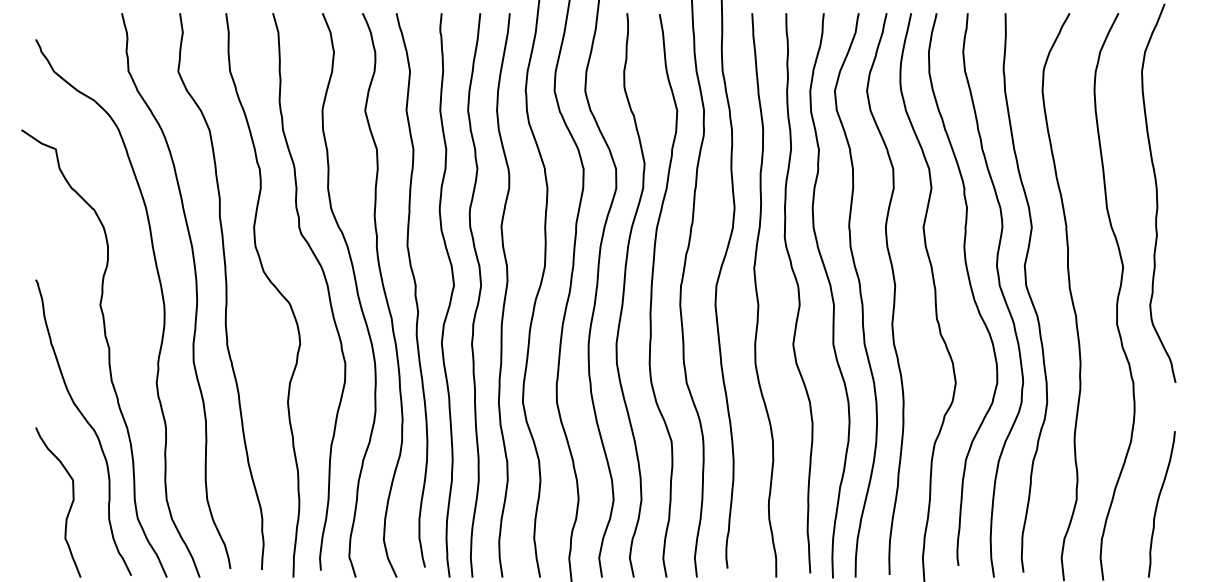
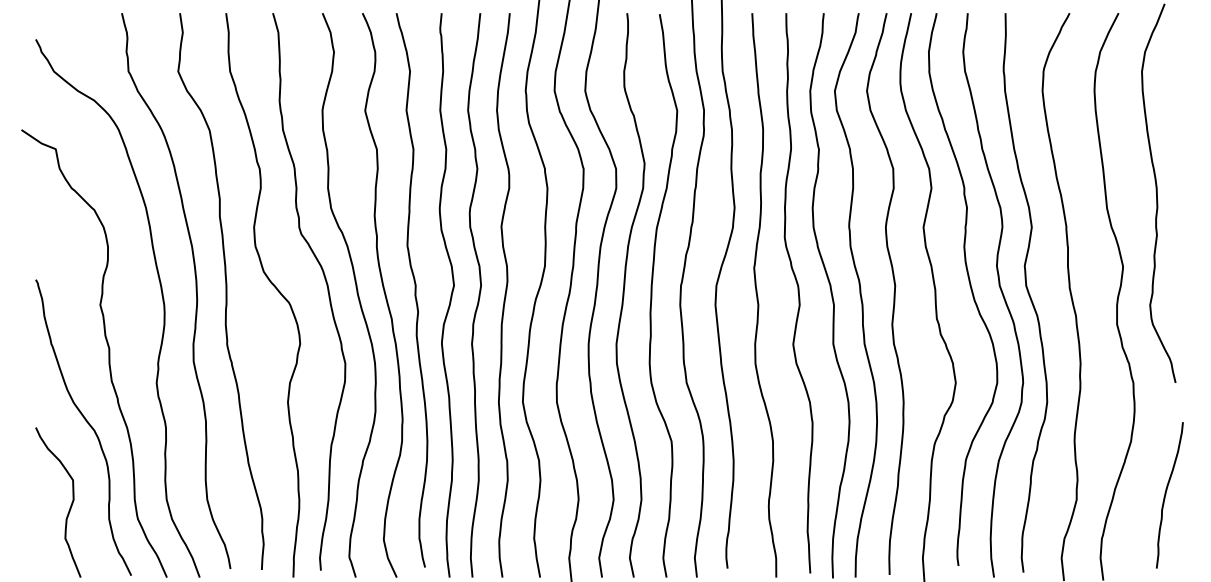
curve position: (1158, 503) -> (1166, 494) (1166, 494)
